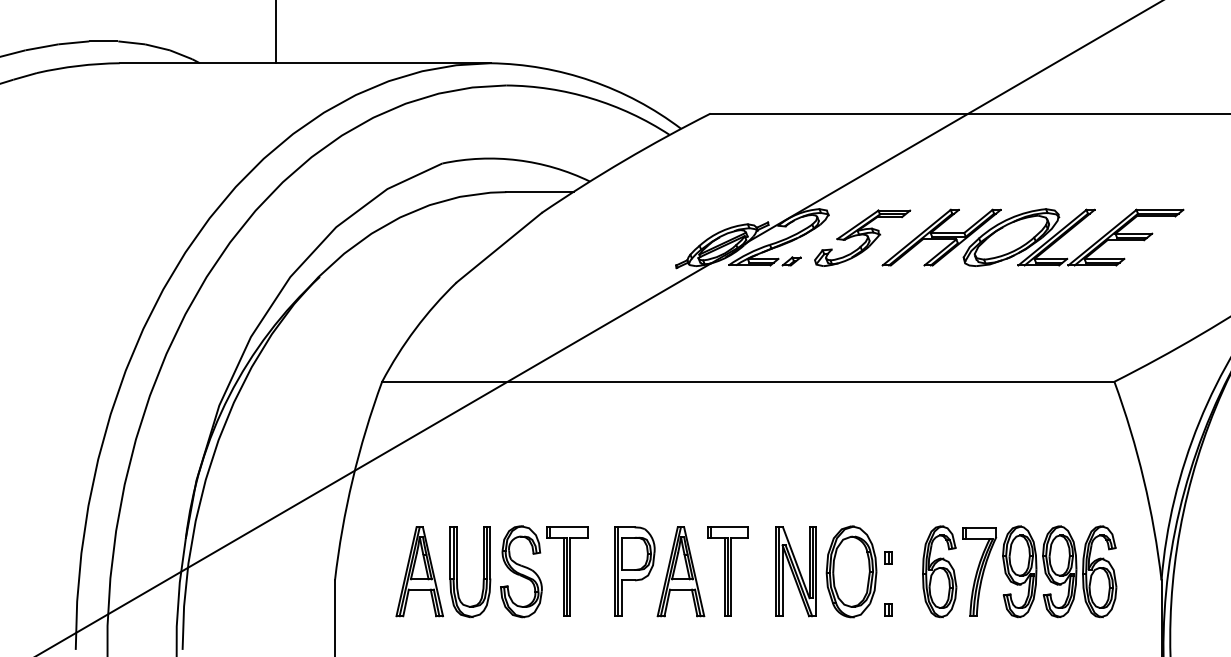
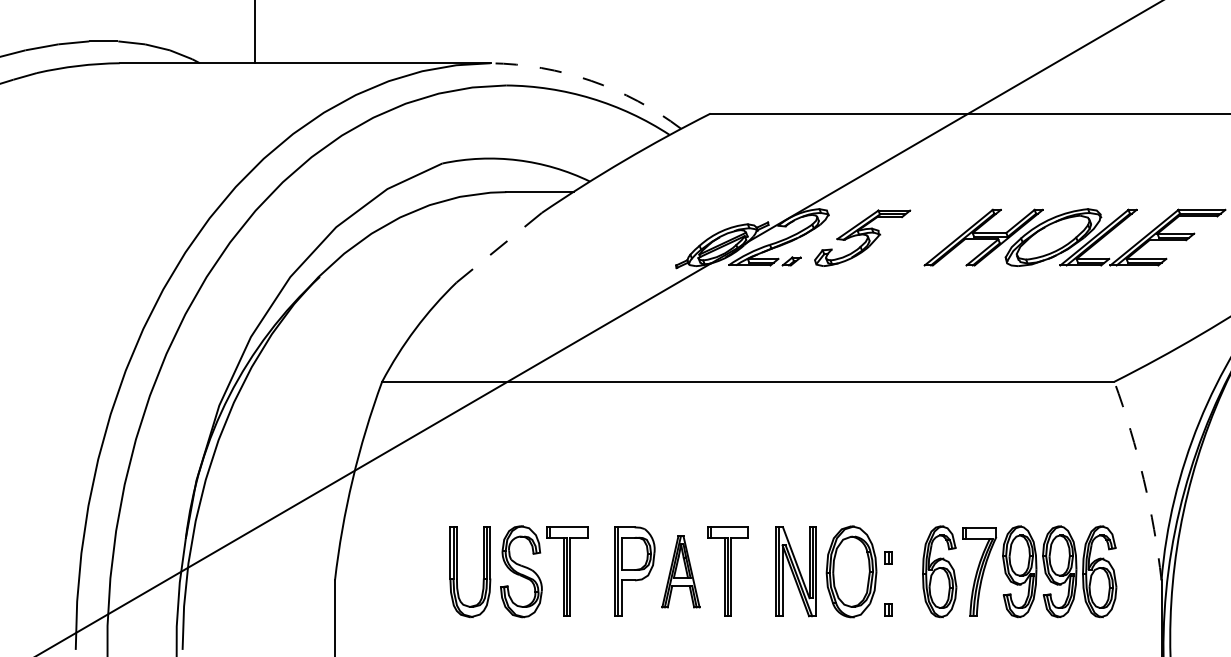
line position: (275, 32) -> (254, 32) (254, 32)
arc: solid -> dashed (591, 80)
part position: (1032, 237) -> (1074, 237) (1074, 237)
line: solid -> dashed (498, 248)
arc: solid -> dashed (1143, 479)
part: present -> none (419, 571)
part size: 50x92 px -> 40x74 px (680, 571)
